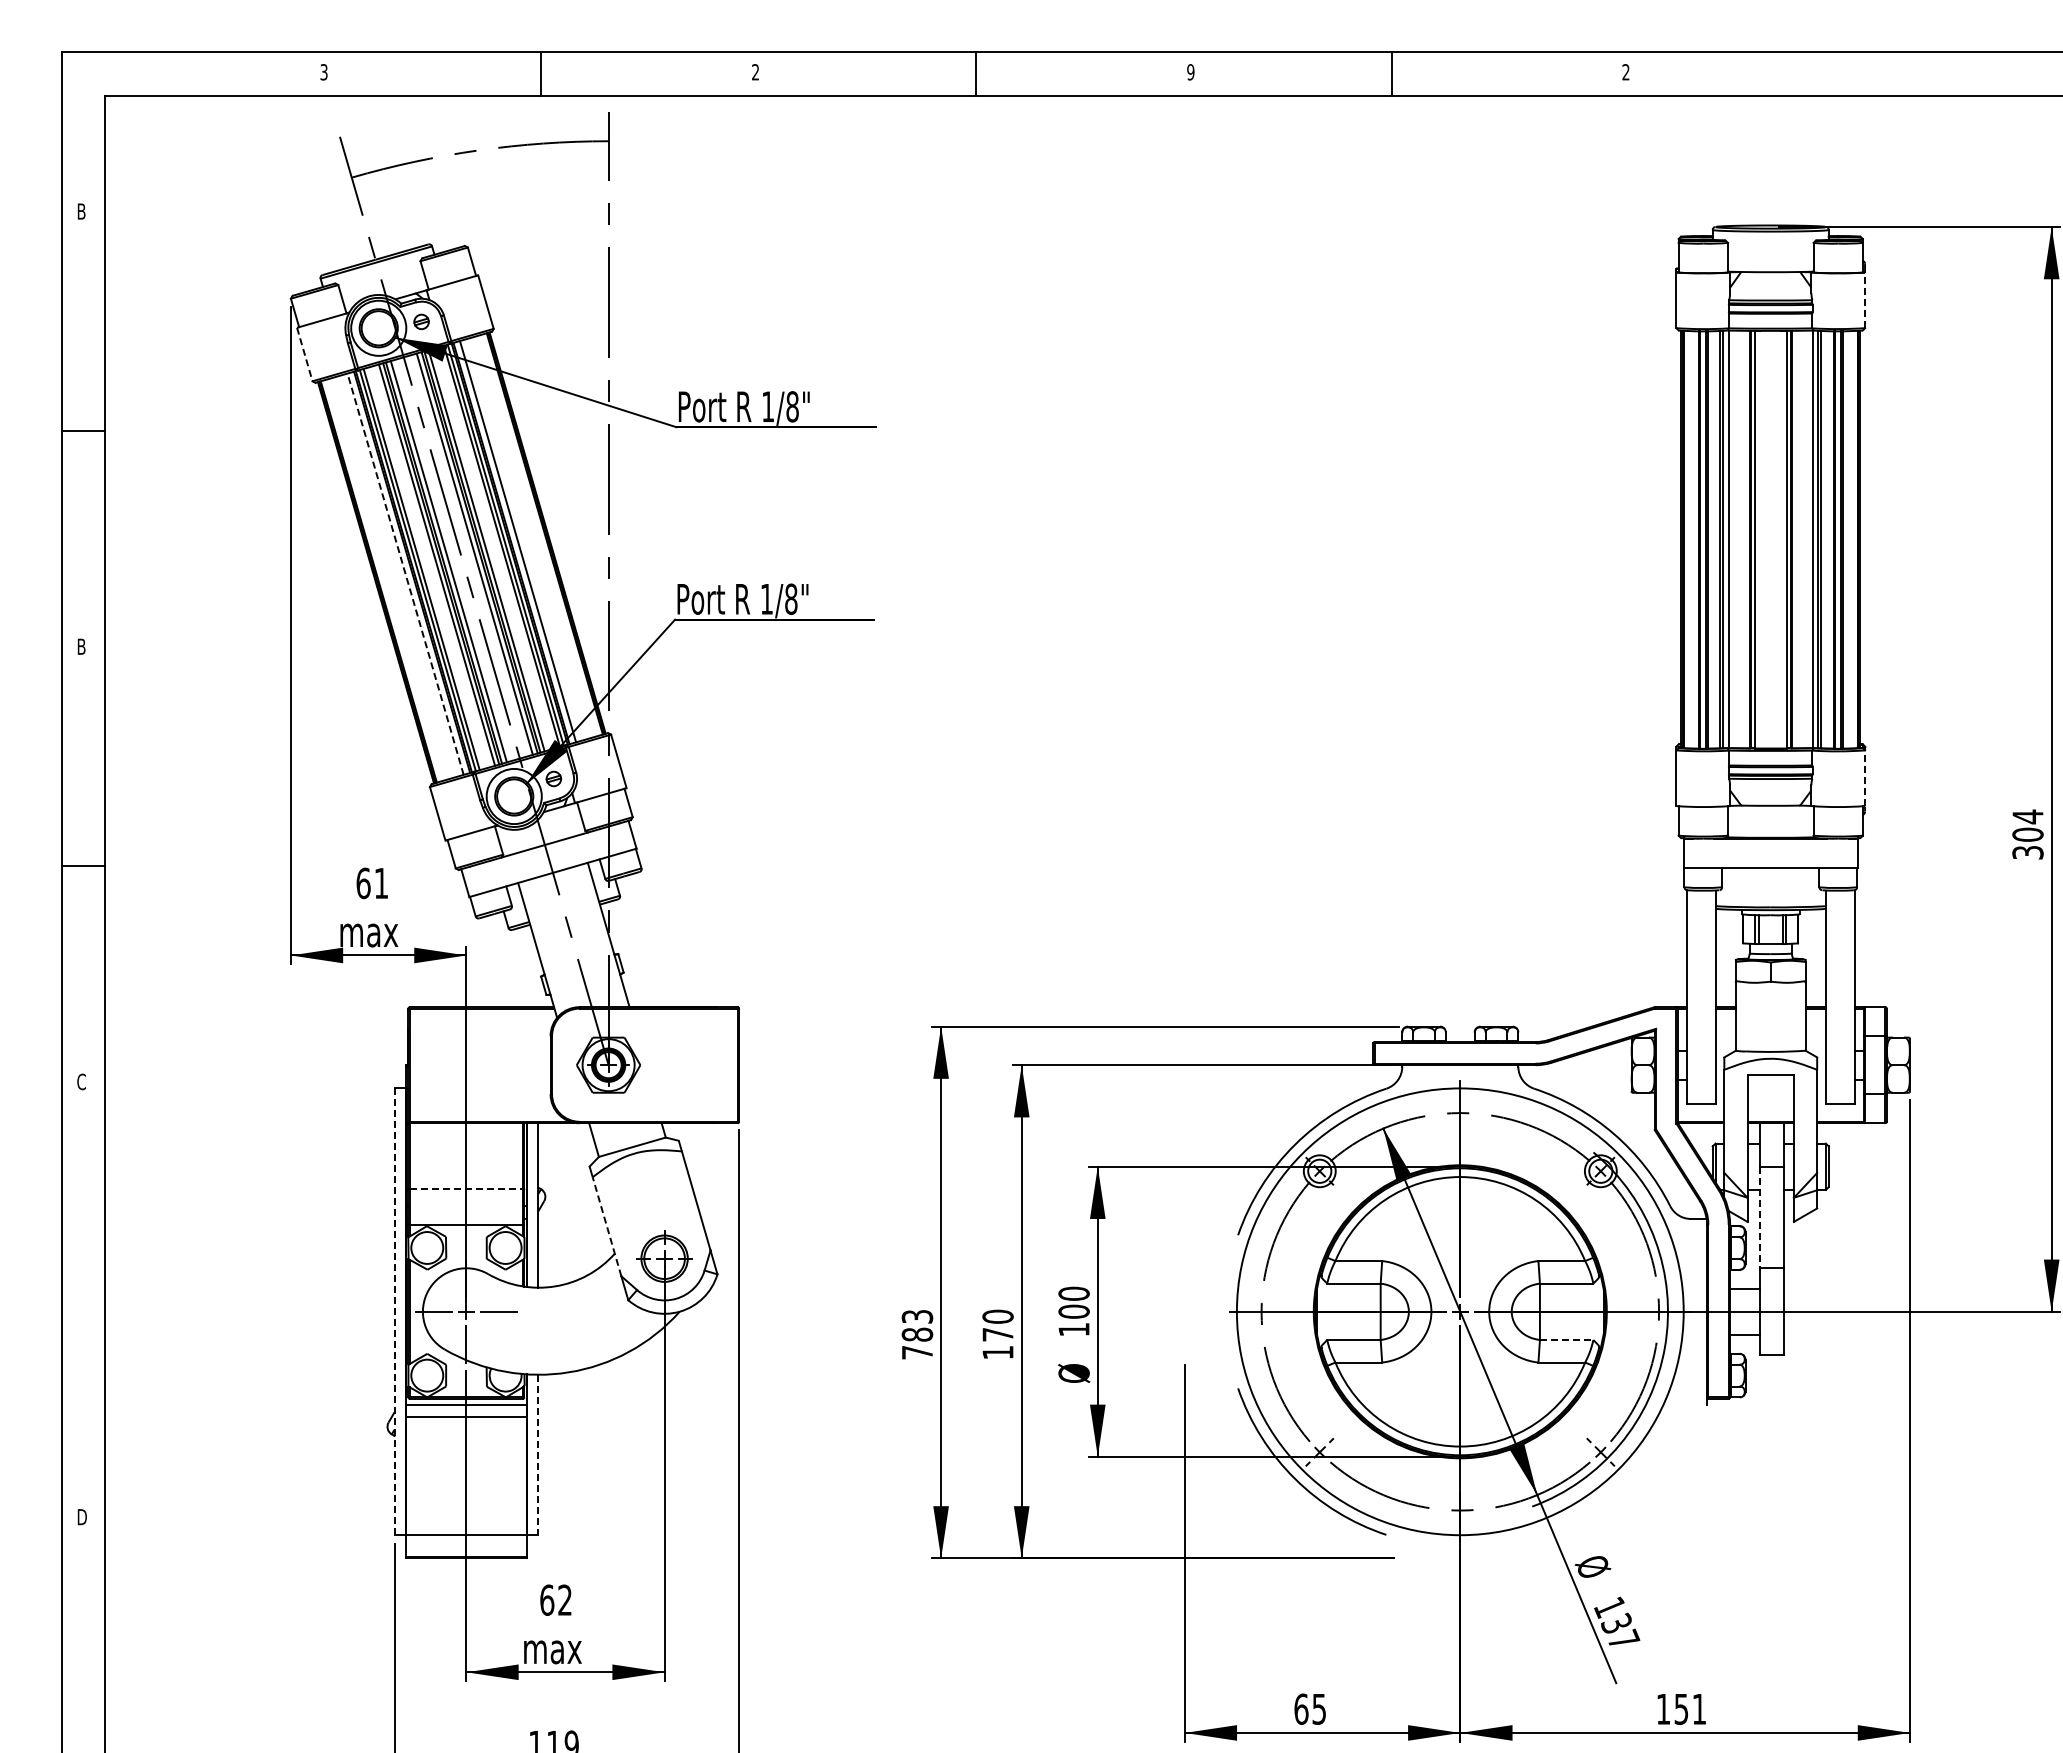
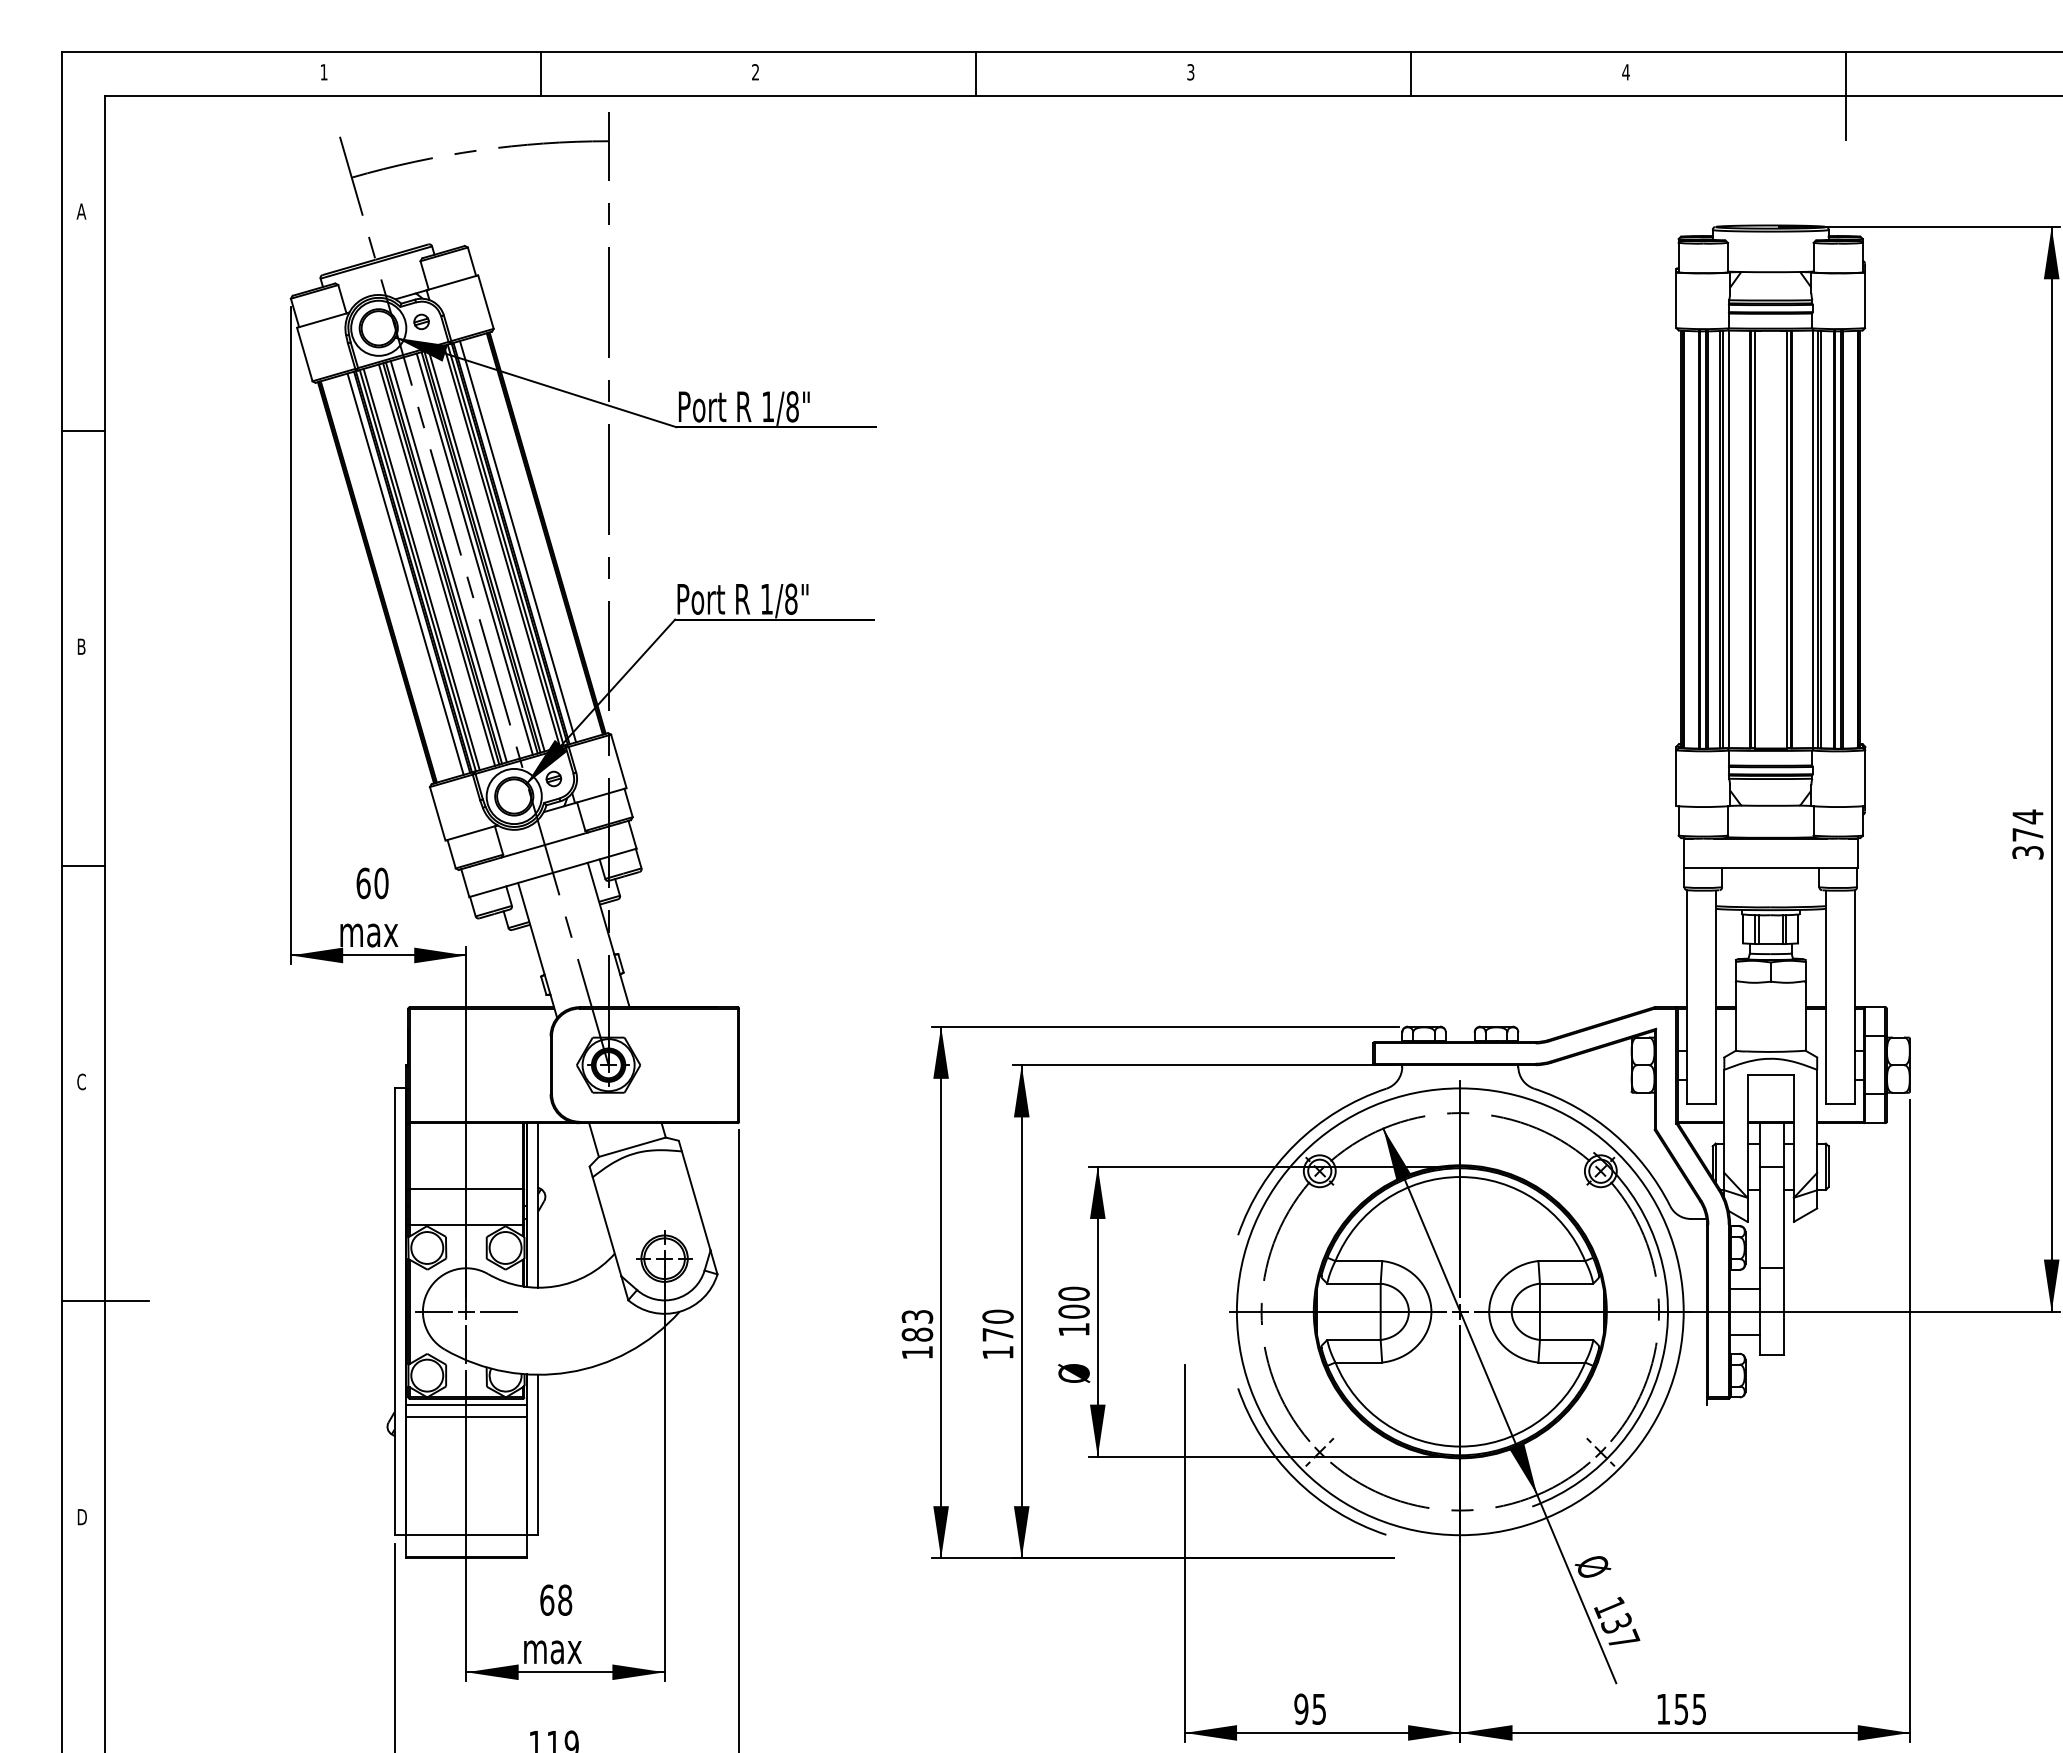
text: 3 -> 1 (323, 72)
text: 9 -> 3 (1190, 72)
text: 2 -> 4 (1625, 72)
line position: (1391, 74) -> (1410, 74) (1410, 74)
line: none -> present (1846, 95)
text: B -> A (81, 211)
line: dashed -> solid (1865, 300)
line: dashed -> solid (304, 354)
line: dashed -> solid (405, 574)
line: dashed -> solid (1865, 778)
text: 304 -> 374 (2027, 834)
text: 61 -> 60 (381, 883)
line: dashed -> solid (466, 1188)
line: dashed -> solid (1760, 1217)
line: dashed -> solid (607, 1226)
line: none -> present (104, 1301)
line: dashed -> solid (394, 1312)
line: dashed -> solid (1566, 1340)
text: 783 -> 183 (917, 1352)
line: dashed -> solid (538, 1455)
text: 62 -> 68 (565, 1599)
text: 65 -> 95 (1301, 1708)
text: 151 -> 155 (1698, 1709)
